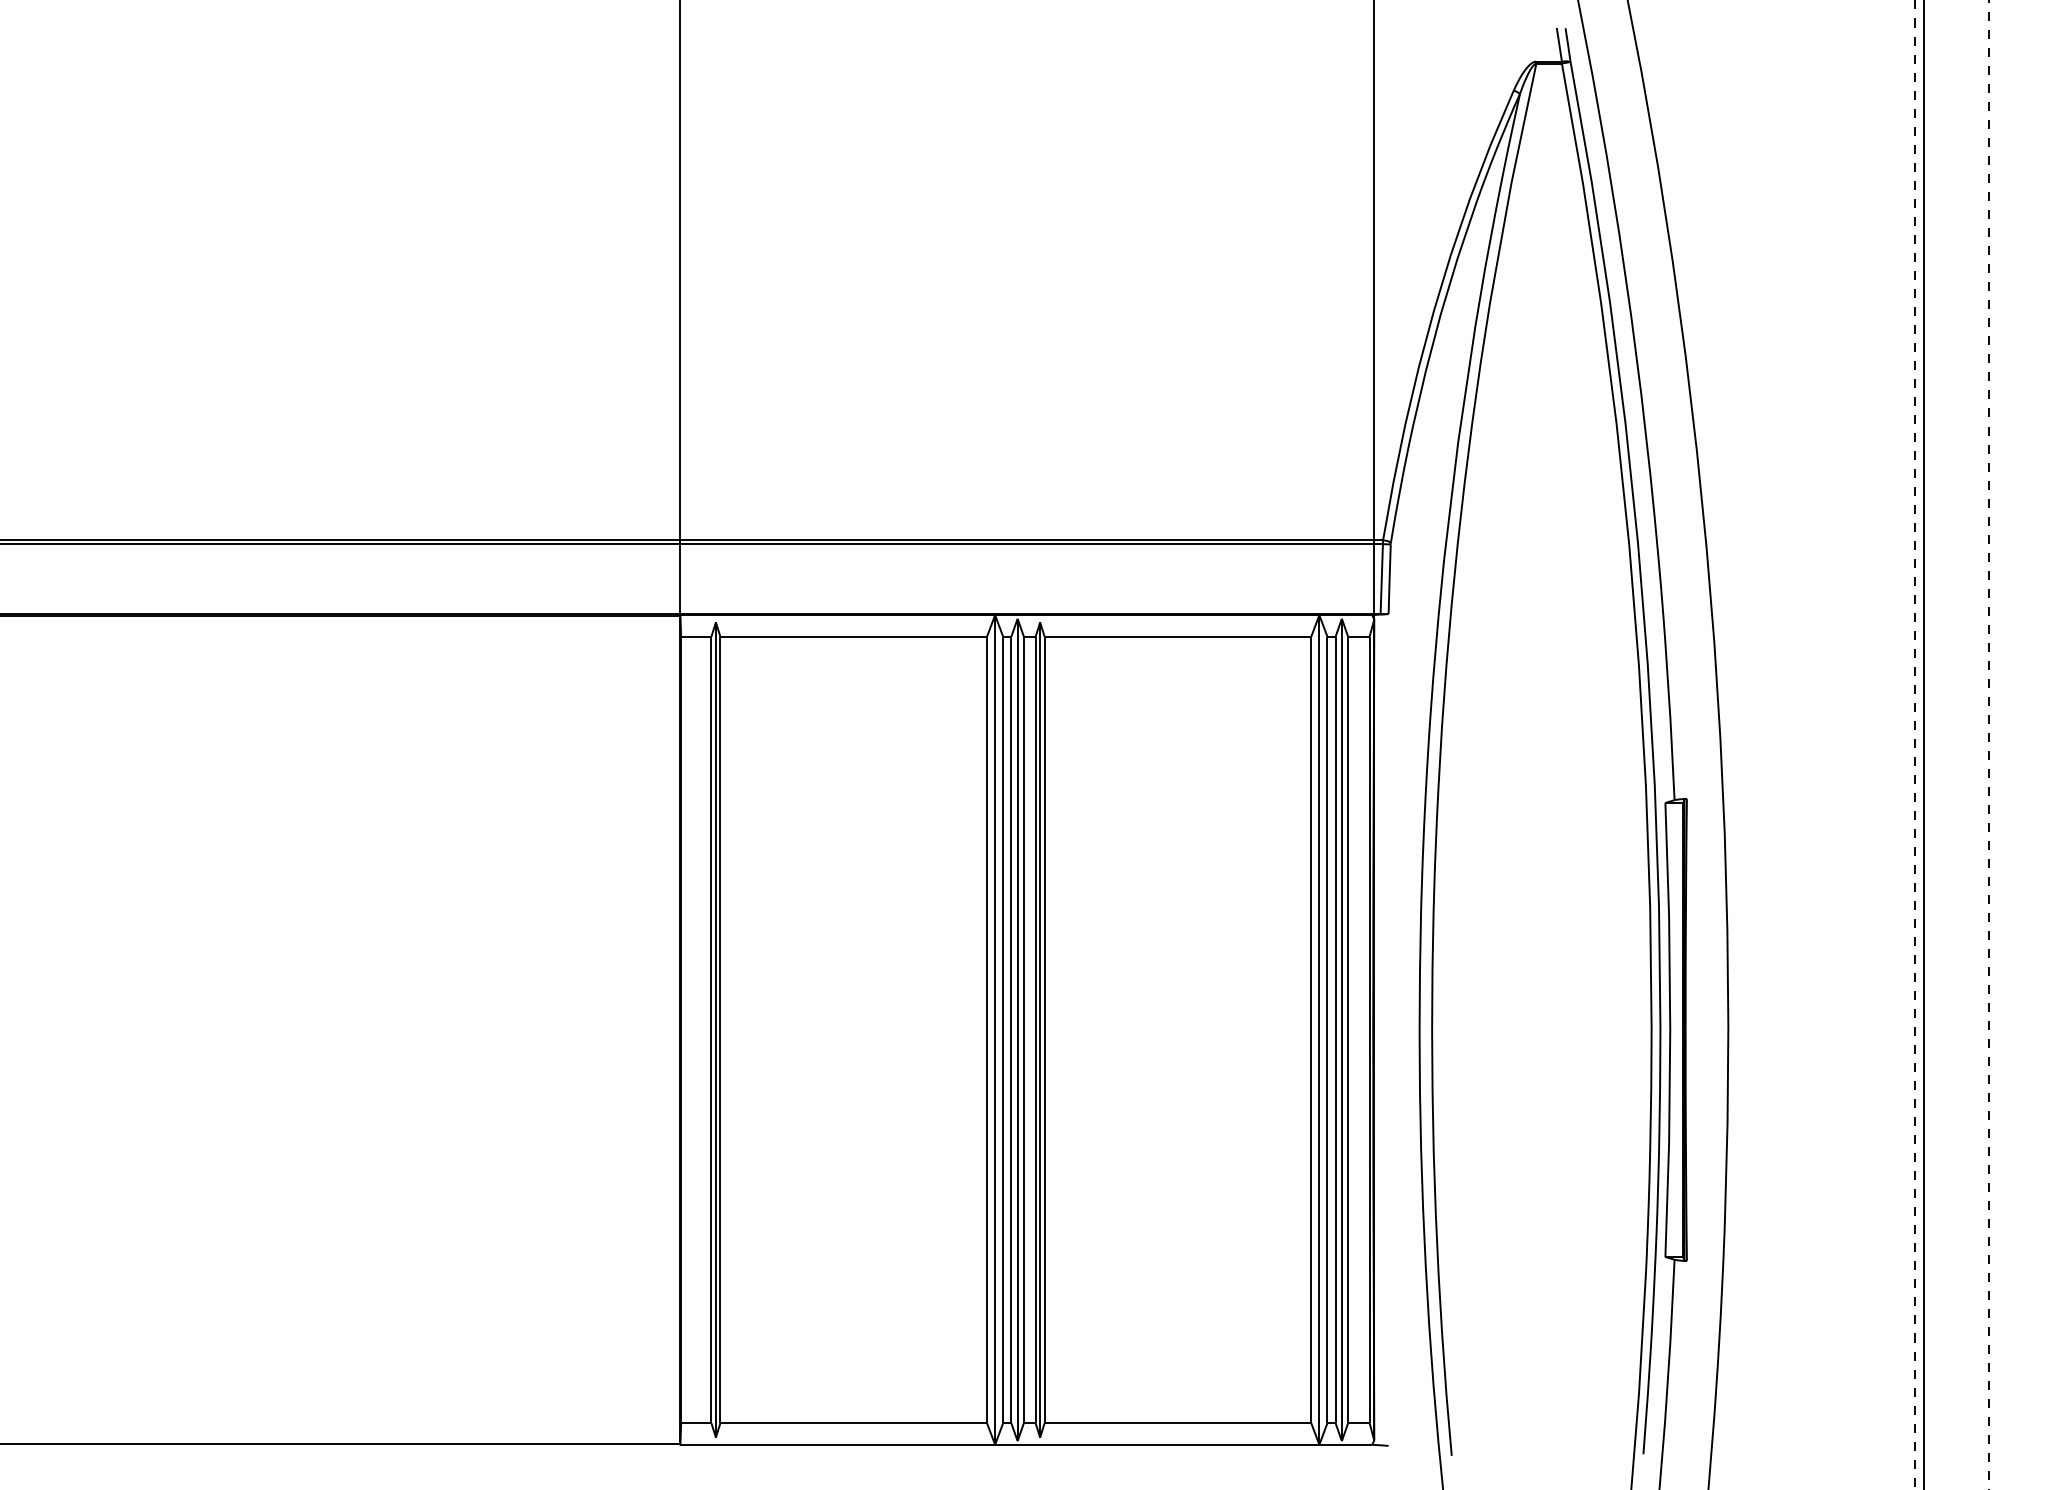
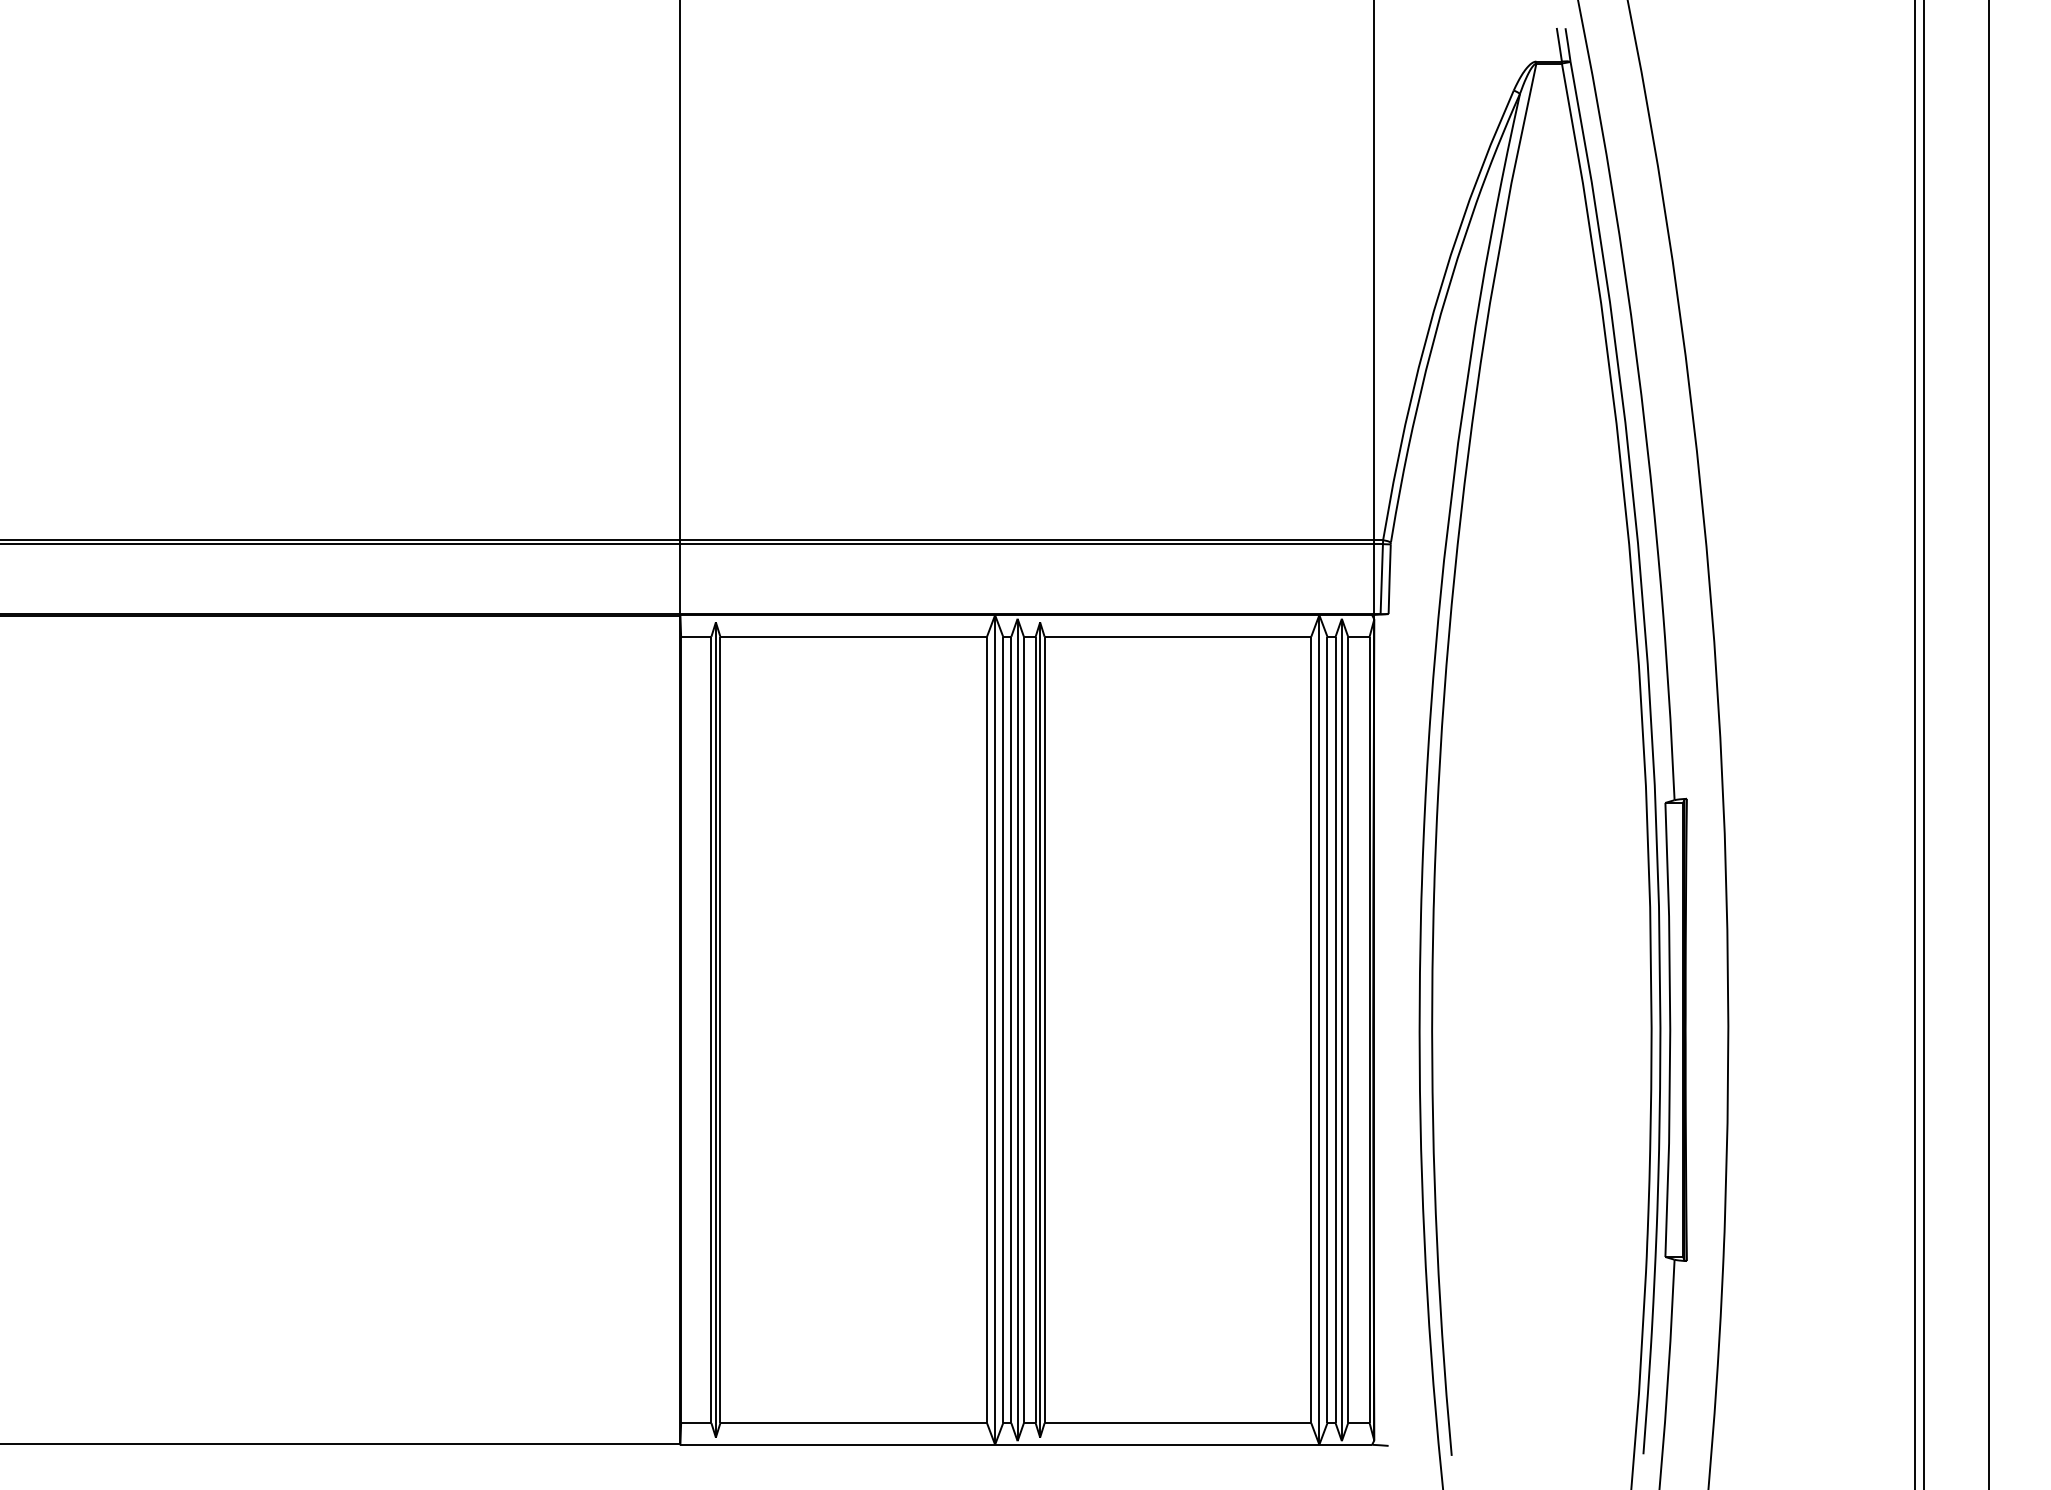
line: dashed -> solid (1914, 744)
line: dashed -> solid (1989, 744)
